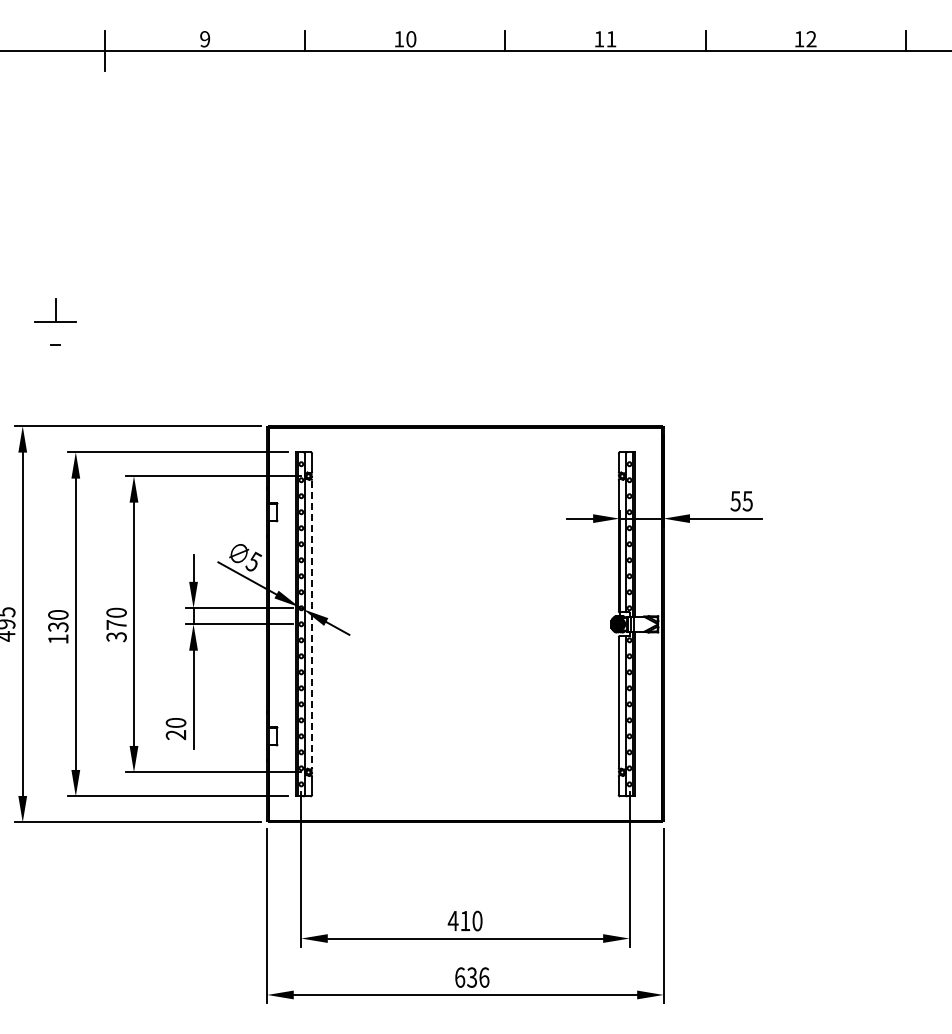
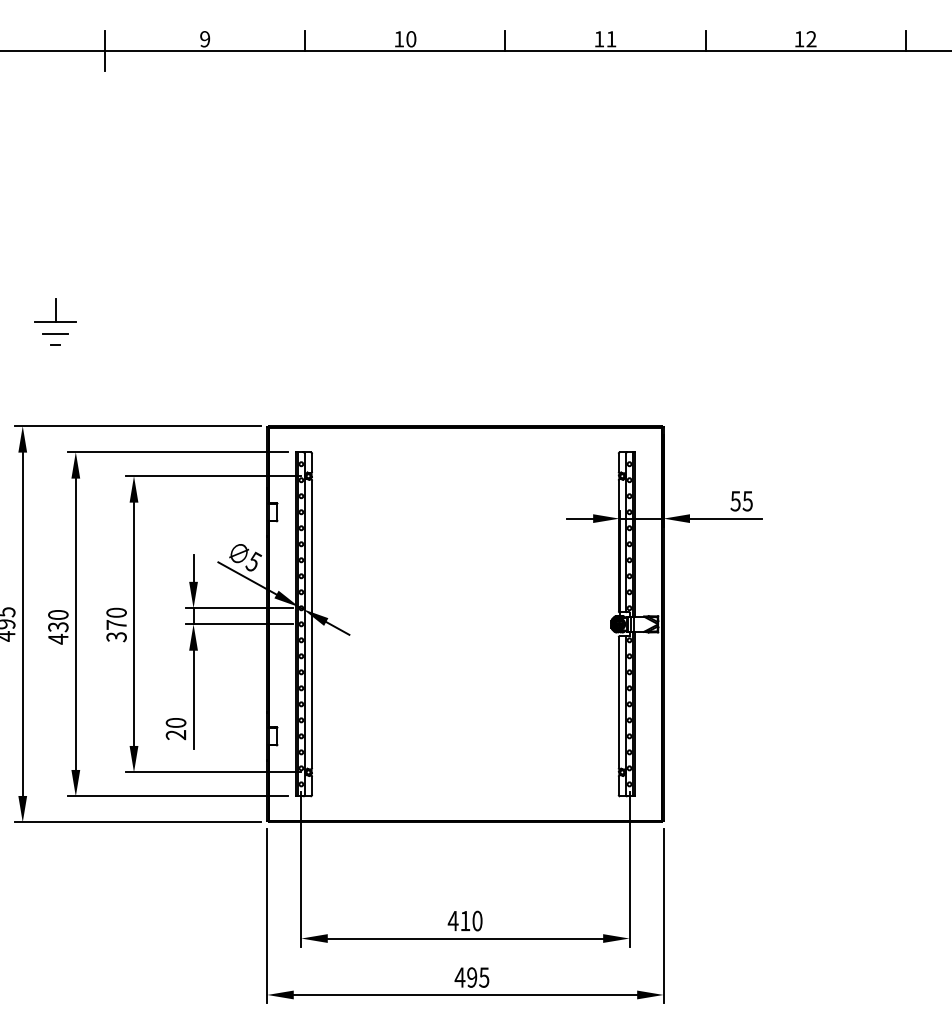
line: none -> present (55, 333)
line: dashed -> solid (312, 624)
text: 130 -> 430 (58, 638)
text: 636 -> 495 (471, 977)
